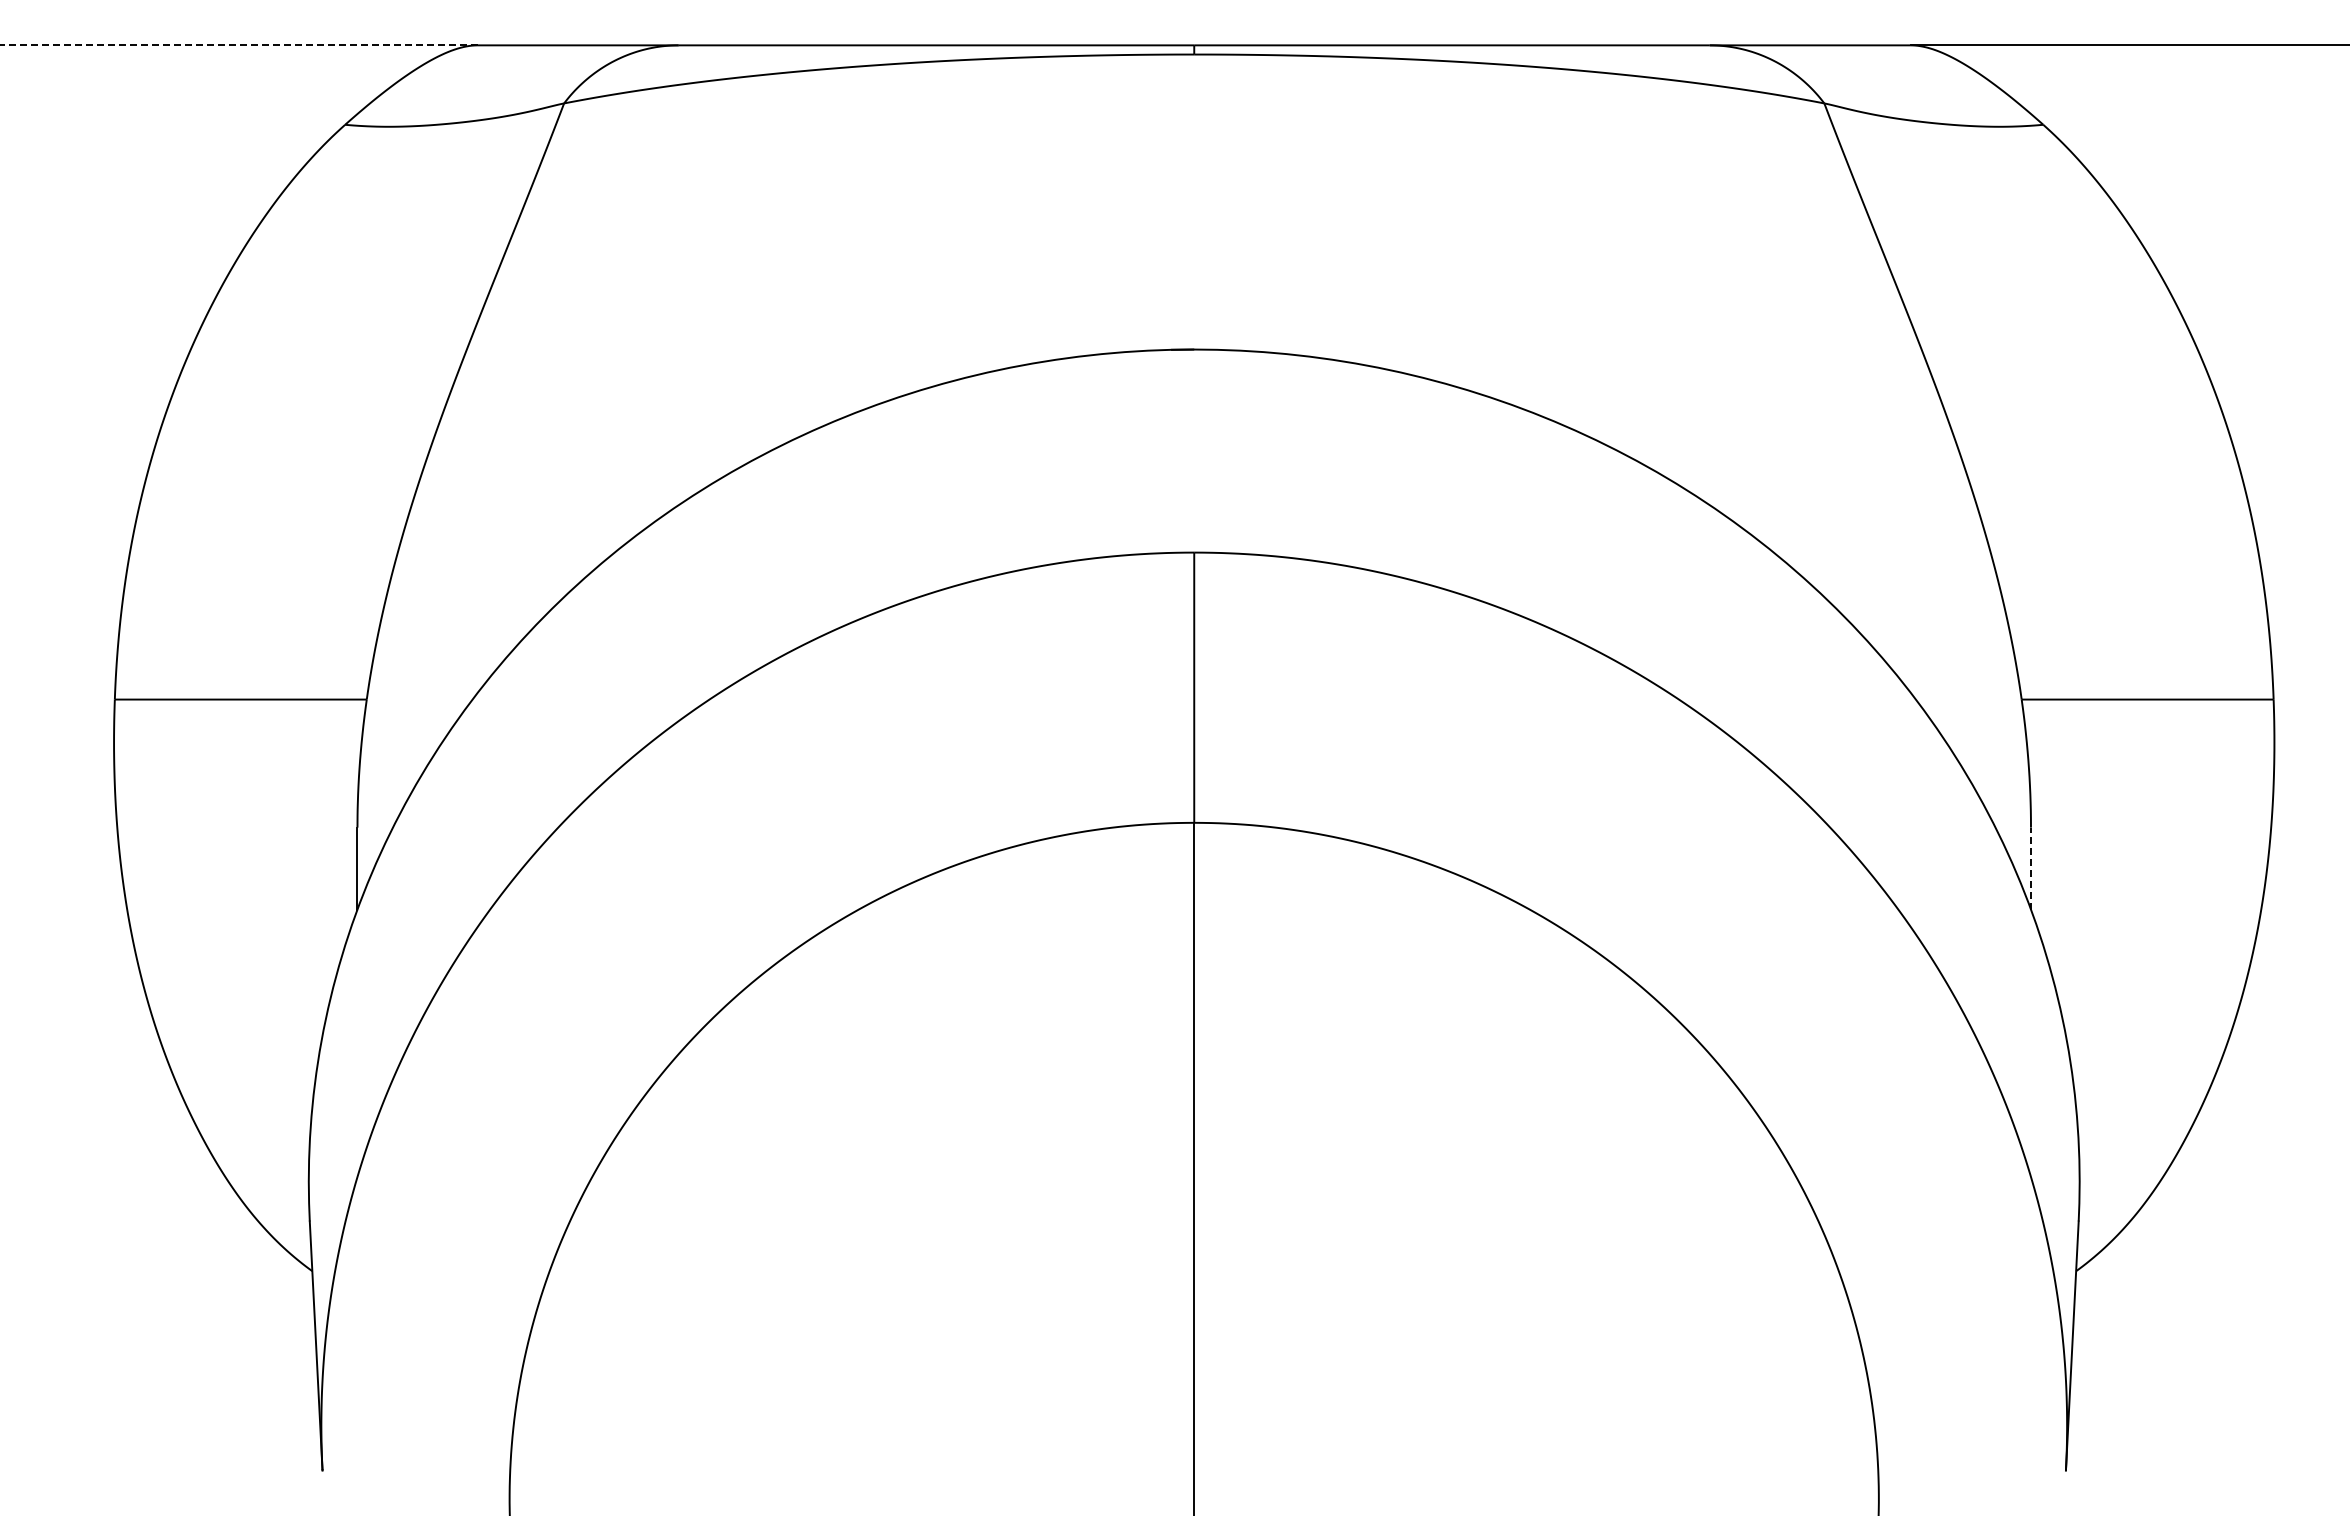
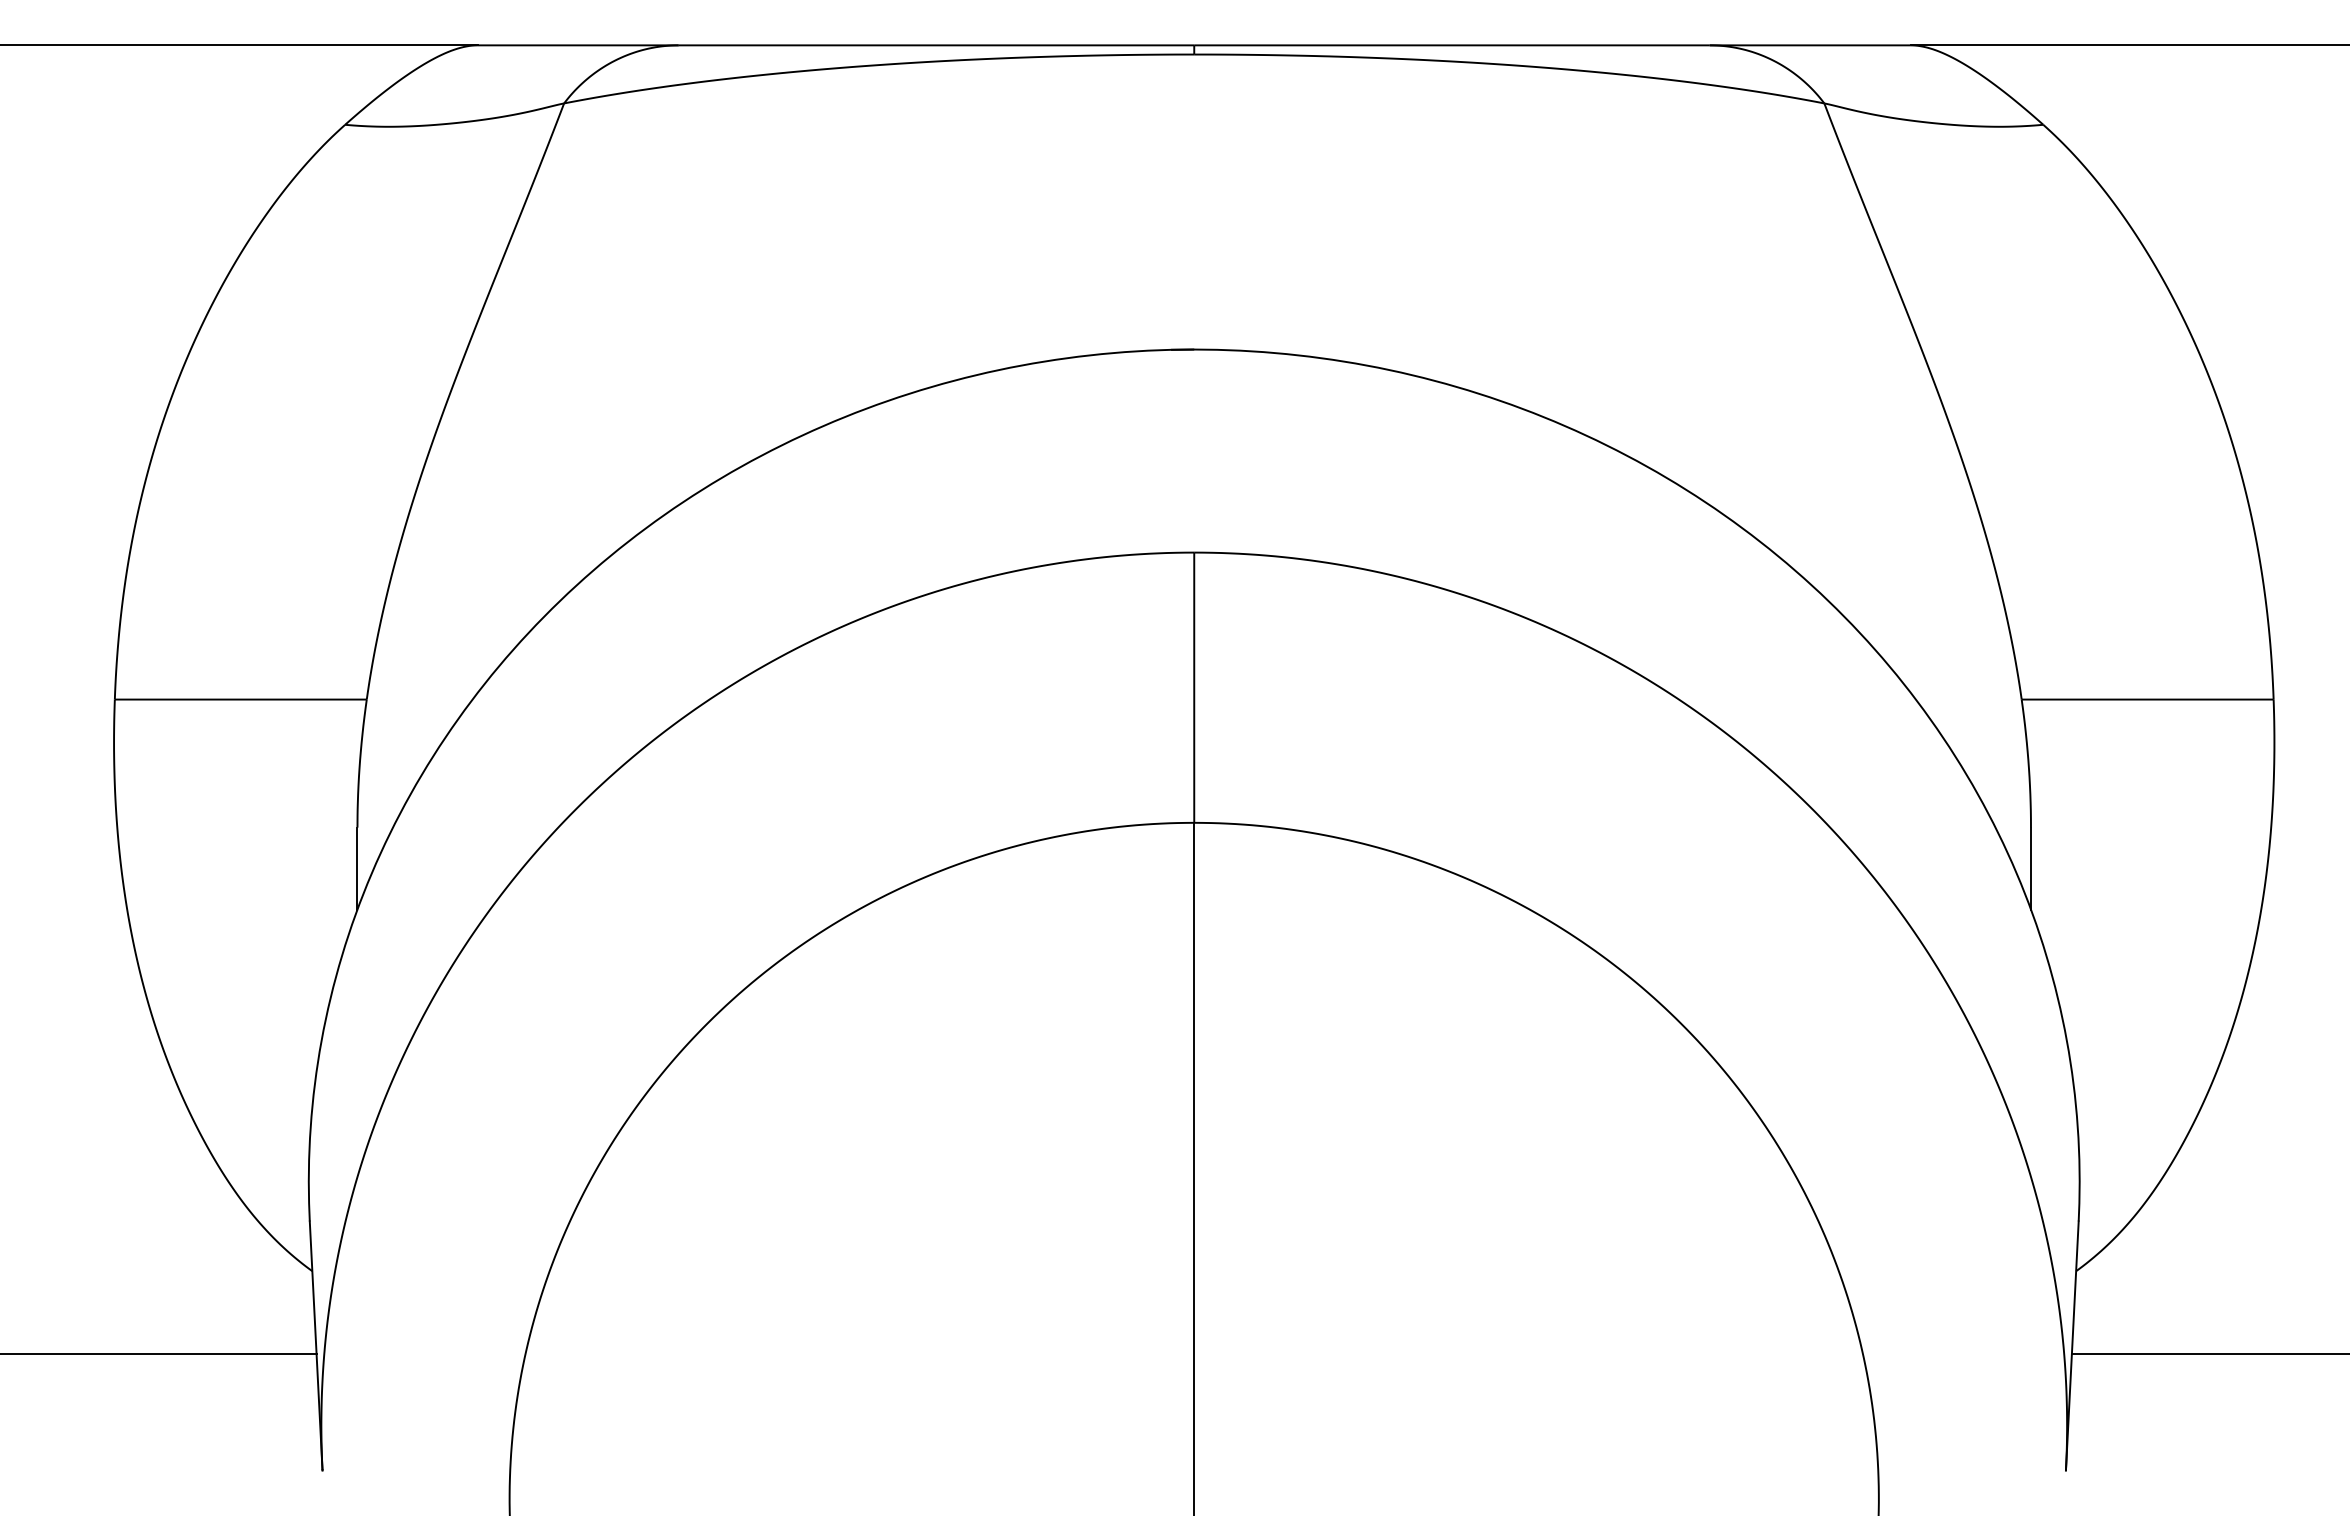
line: dashed -> solid (238, 45)
line: dashed -> solid (2031, 868)
line: none -> present (159, 1353)
line: none -> present (2208, 1353)
